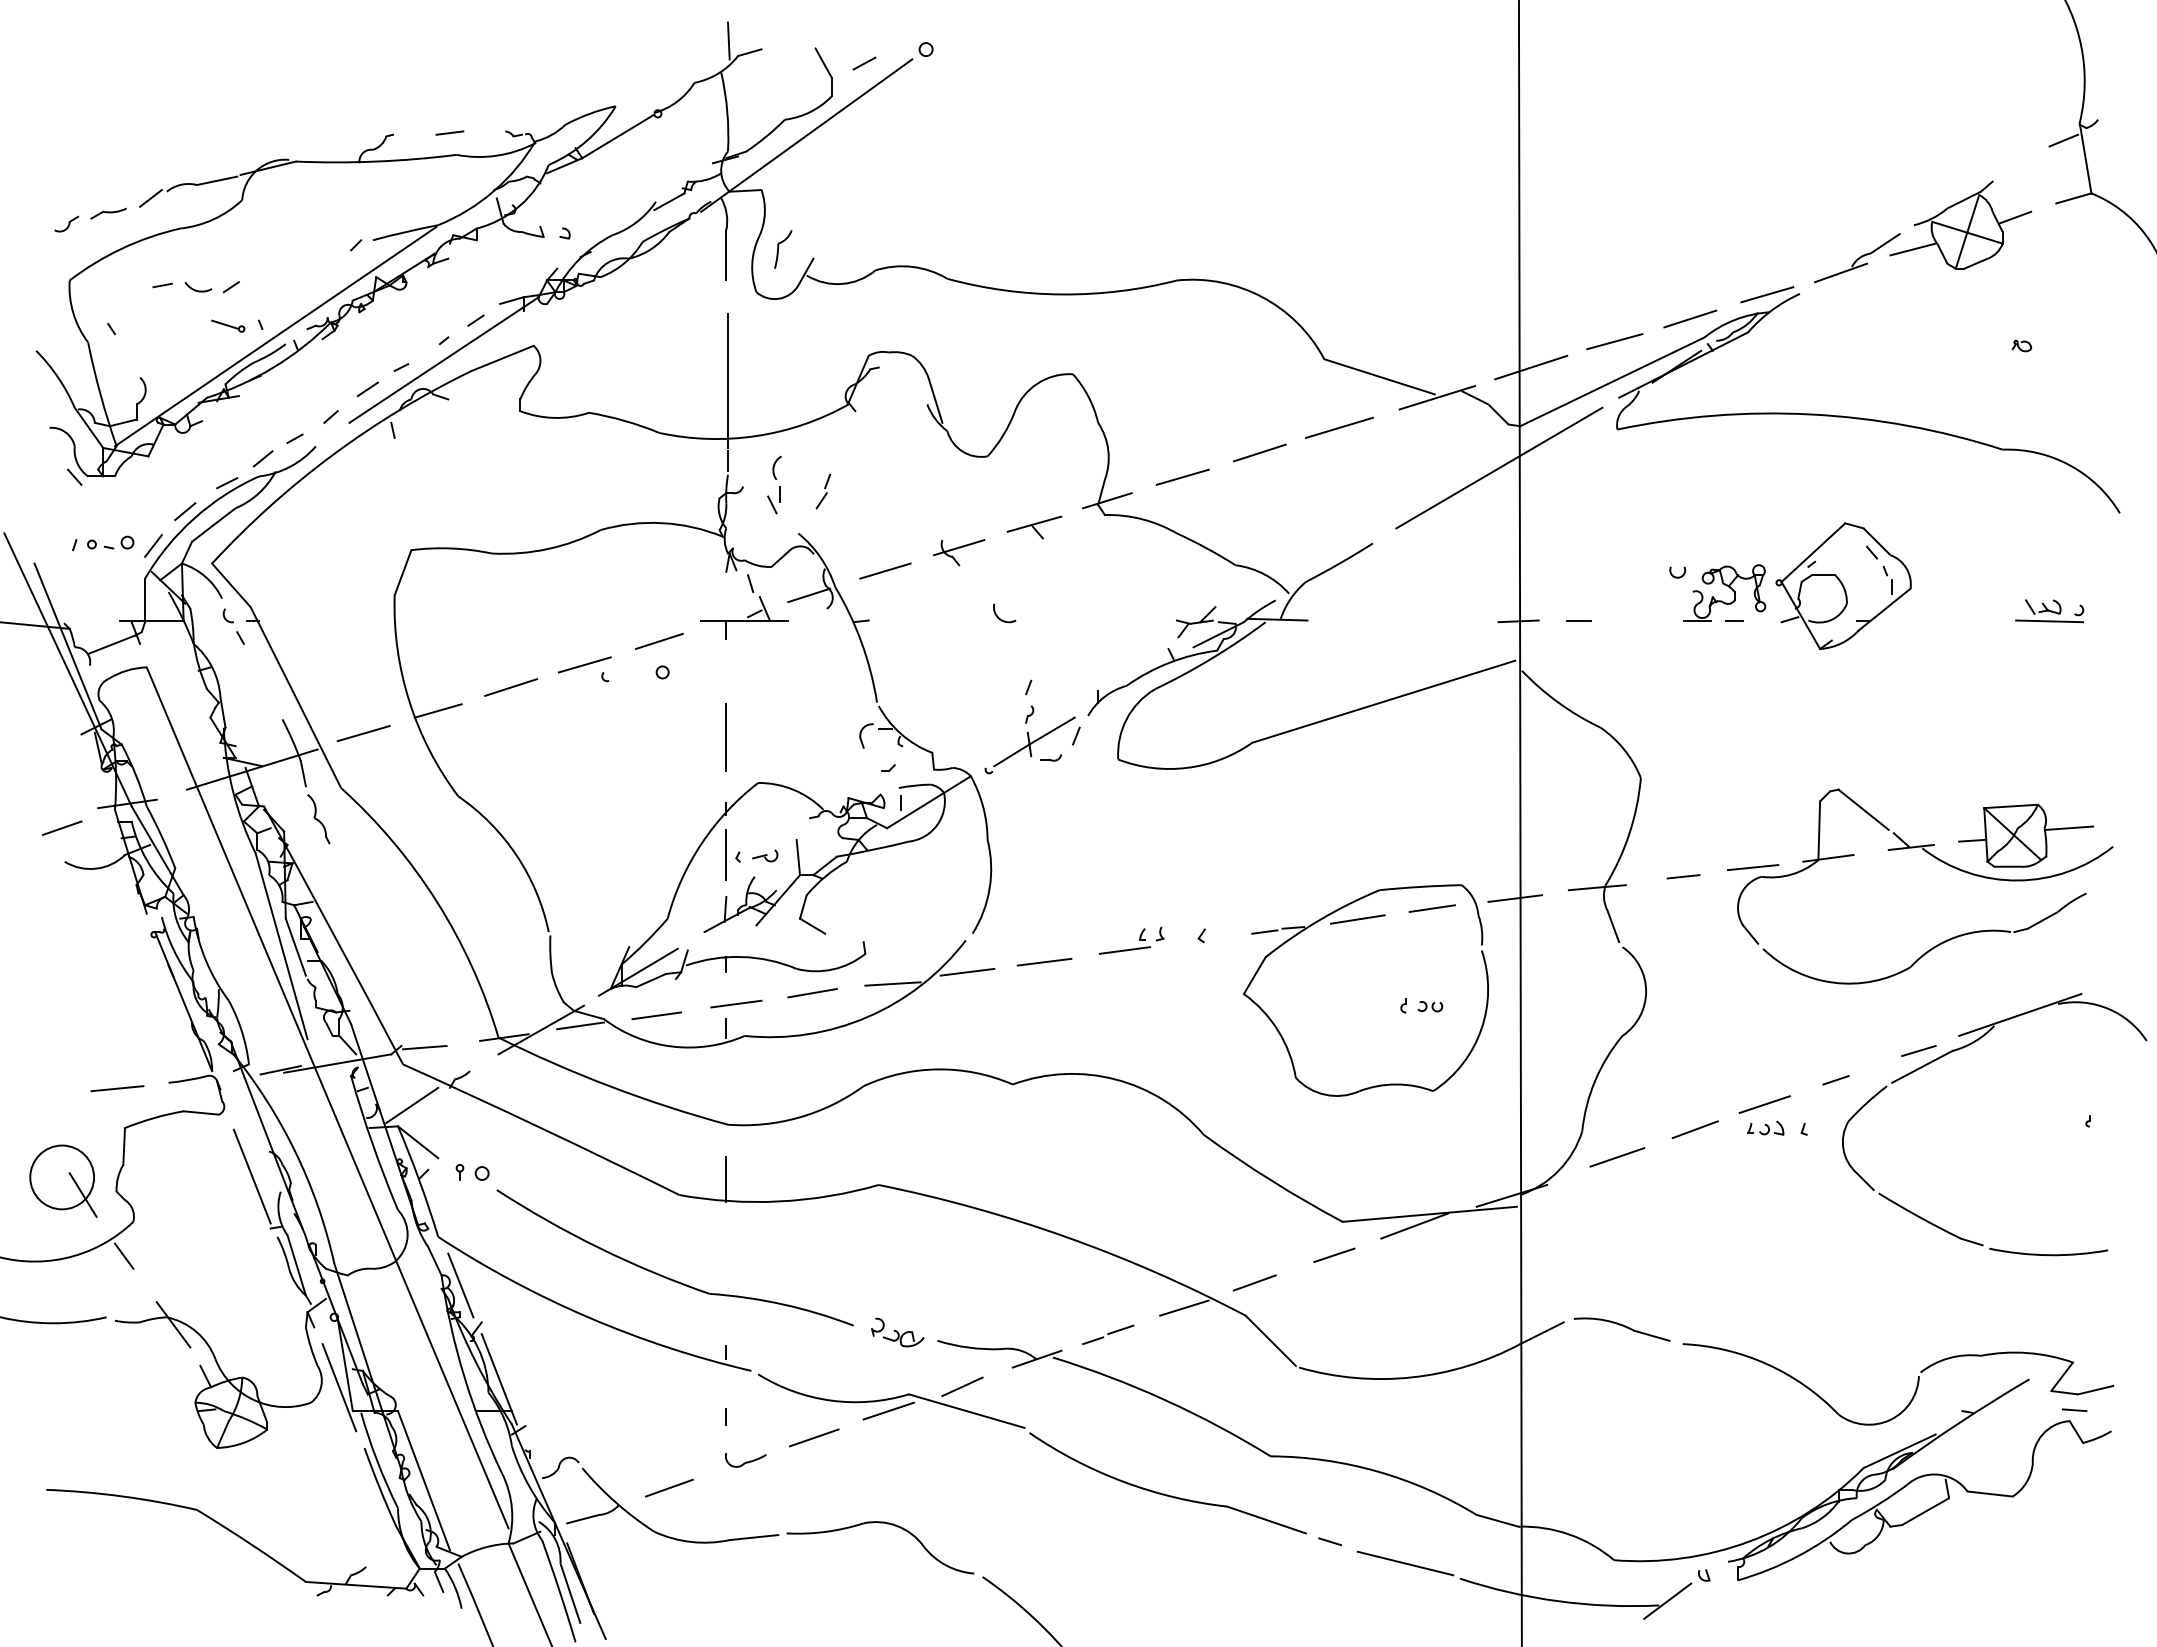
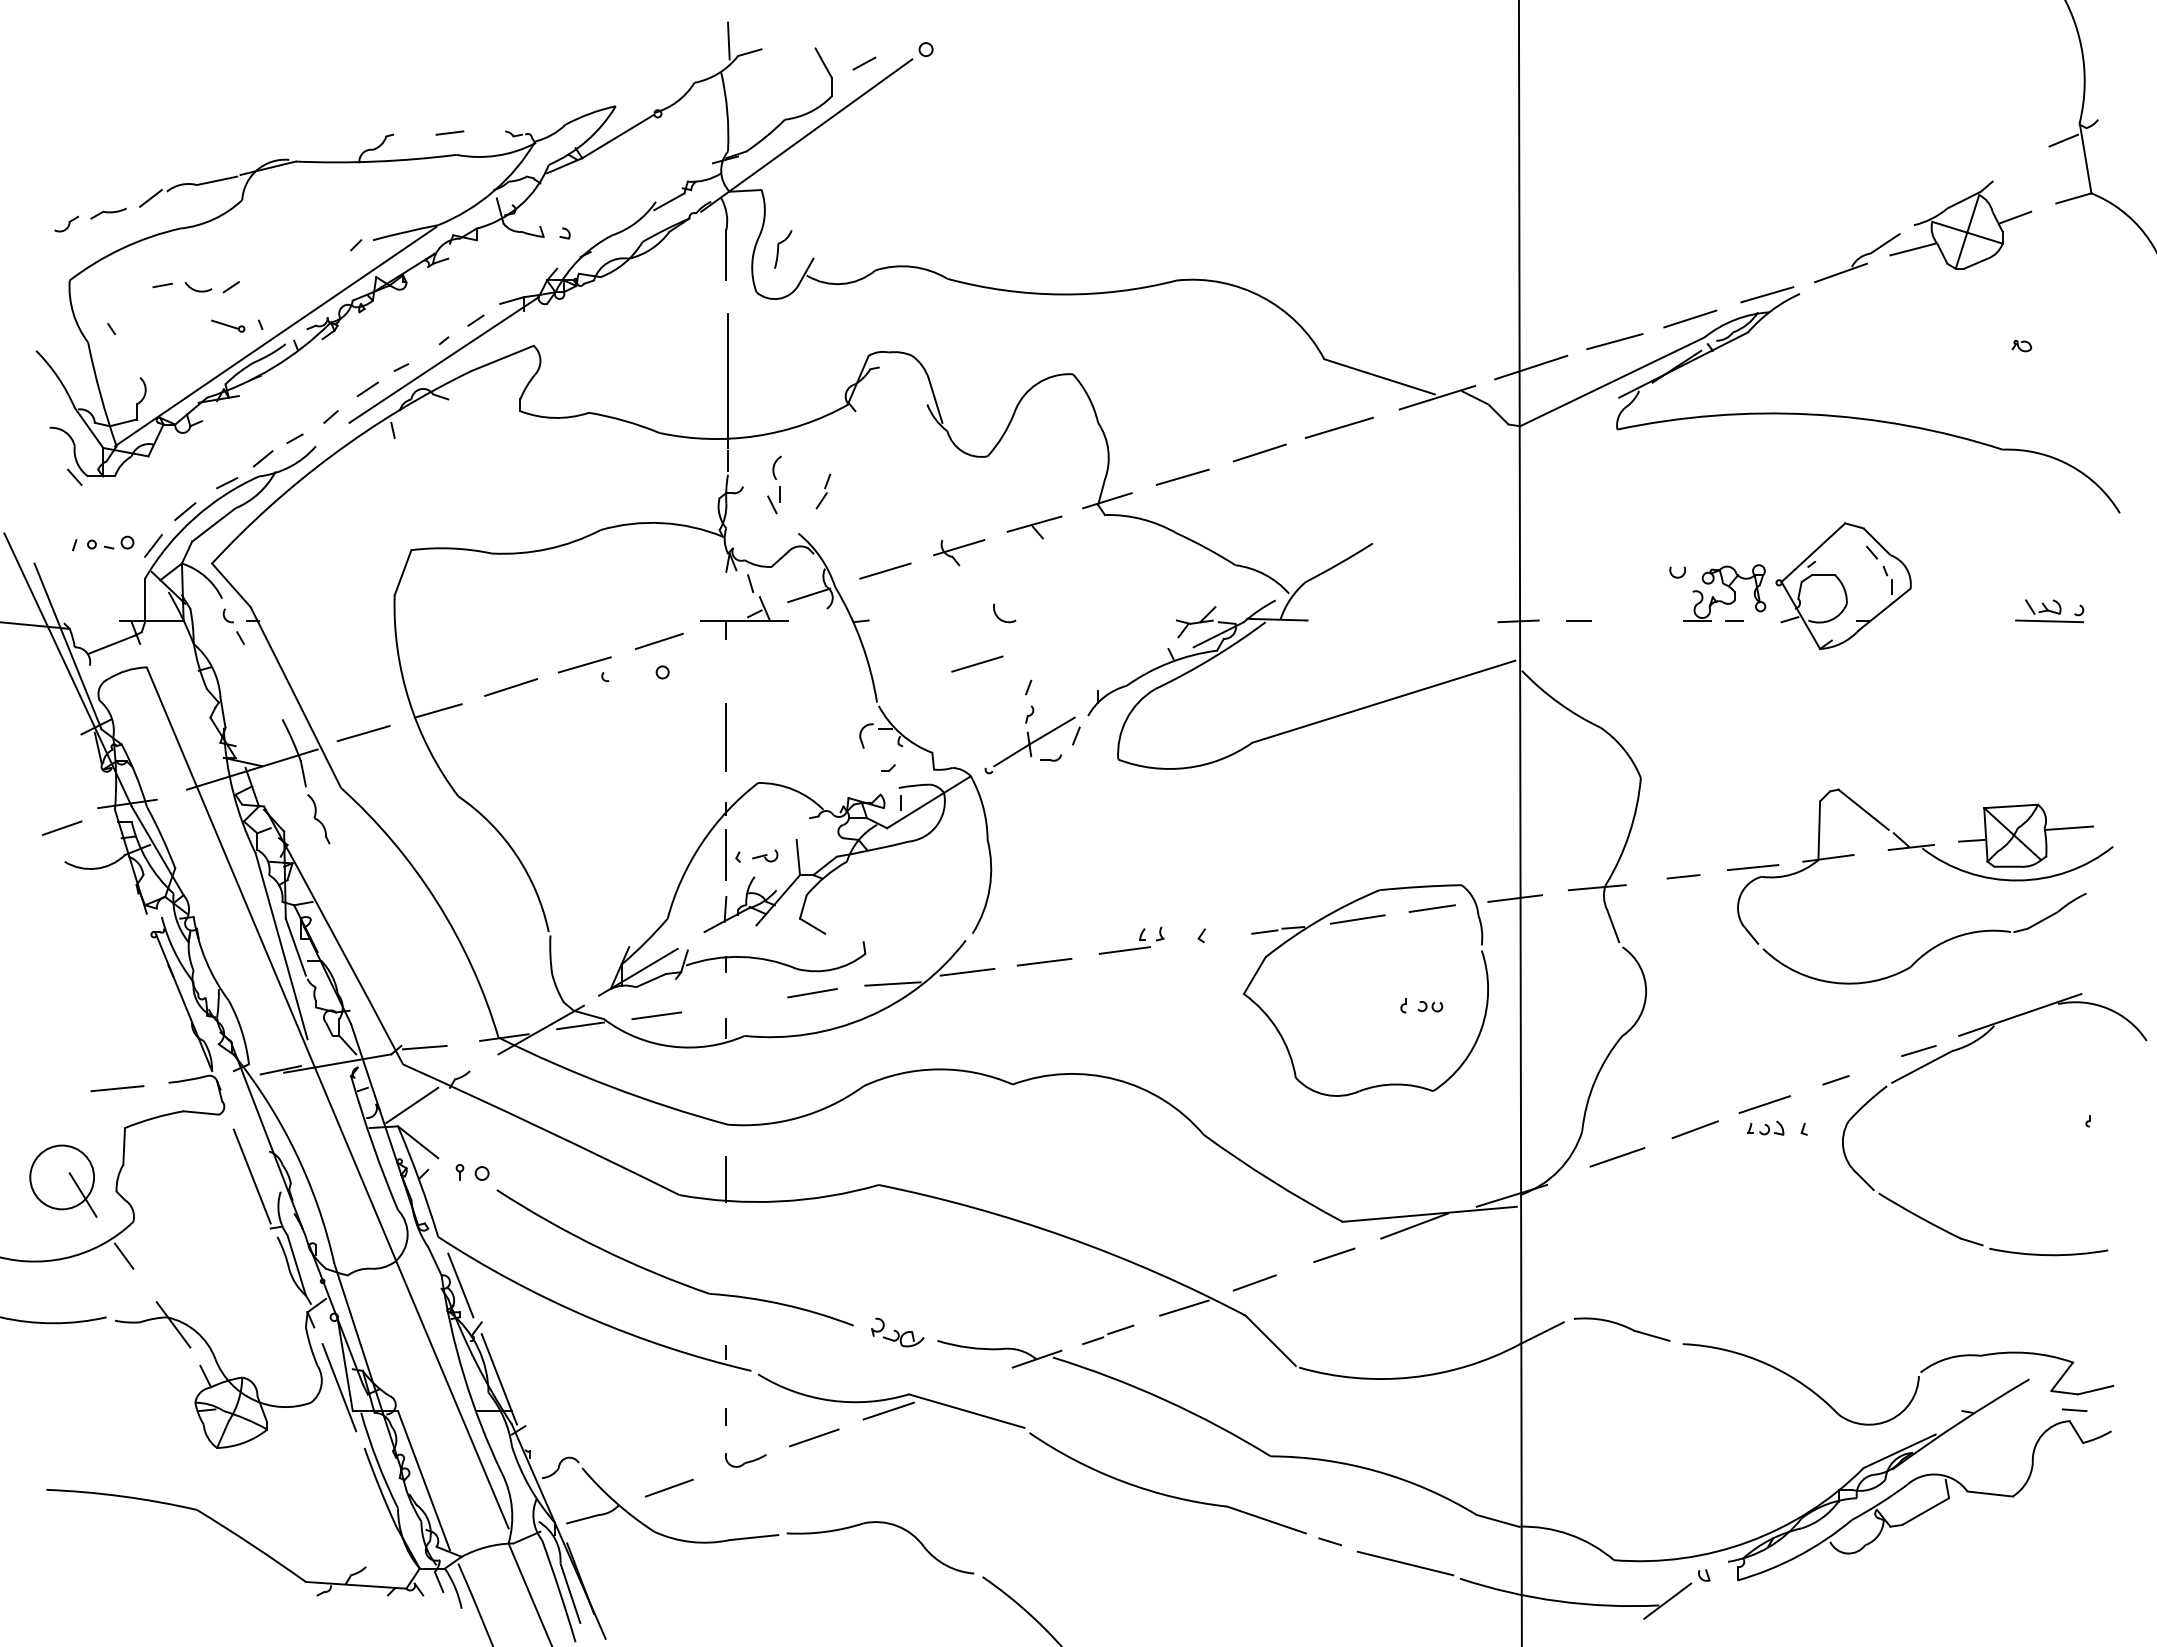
line: present -> none (1499, 467)
line: none -> present (977, 663)
line: present -> none (736, 1003)
line: present -> none (962, 1386)
